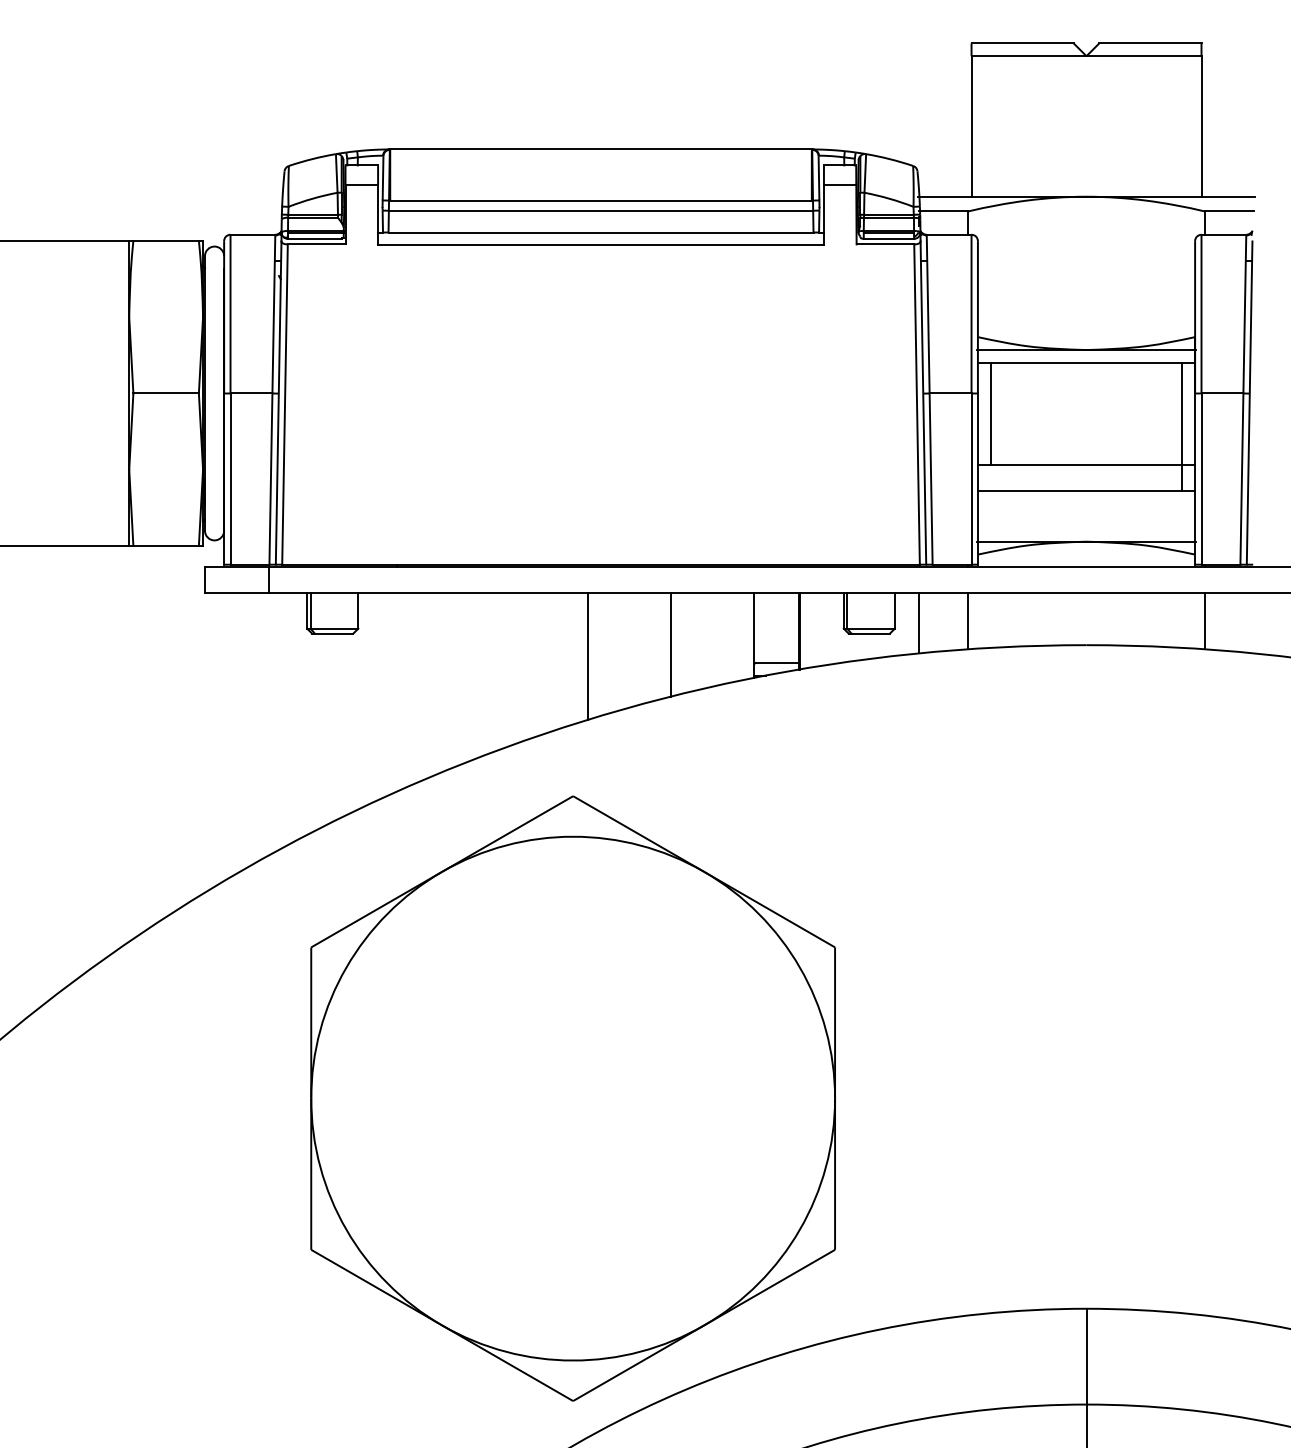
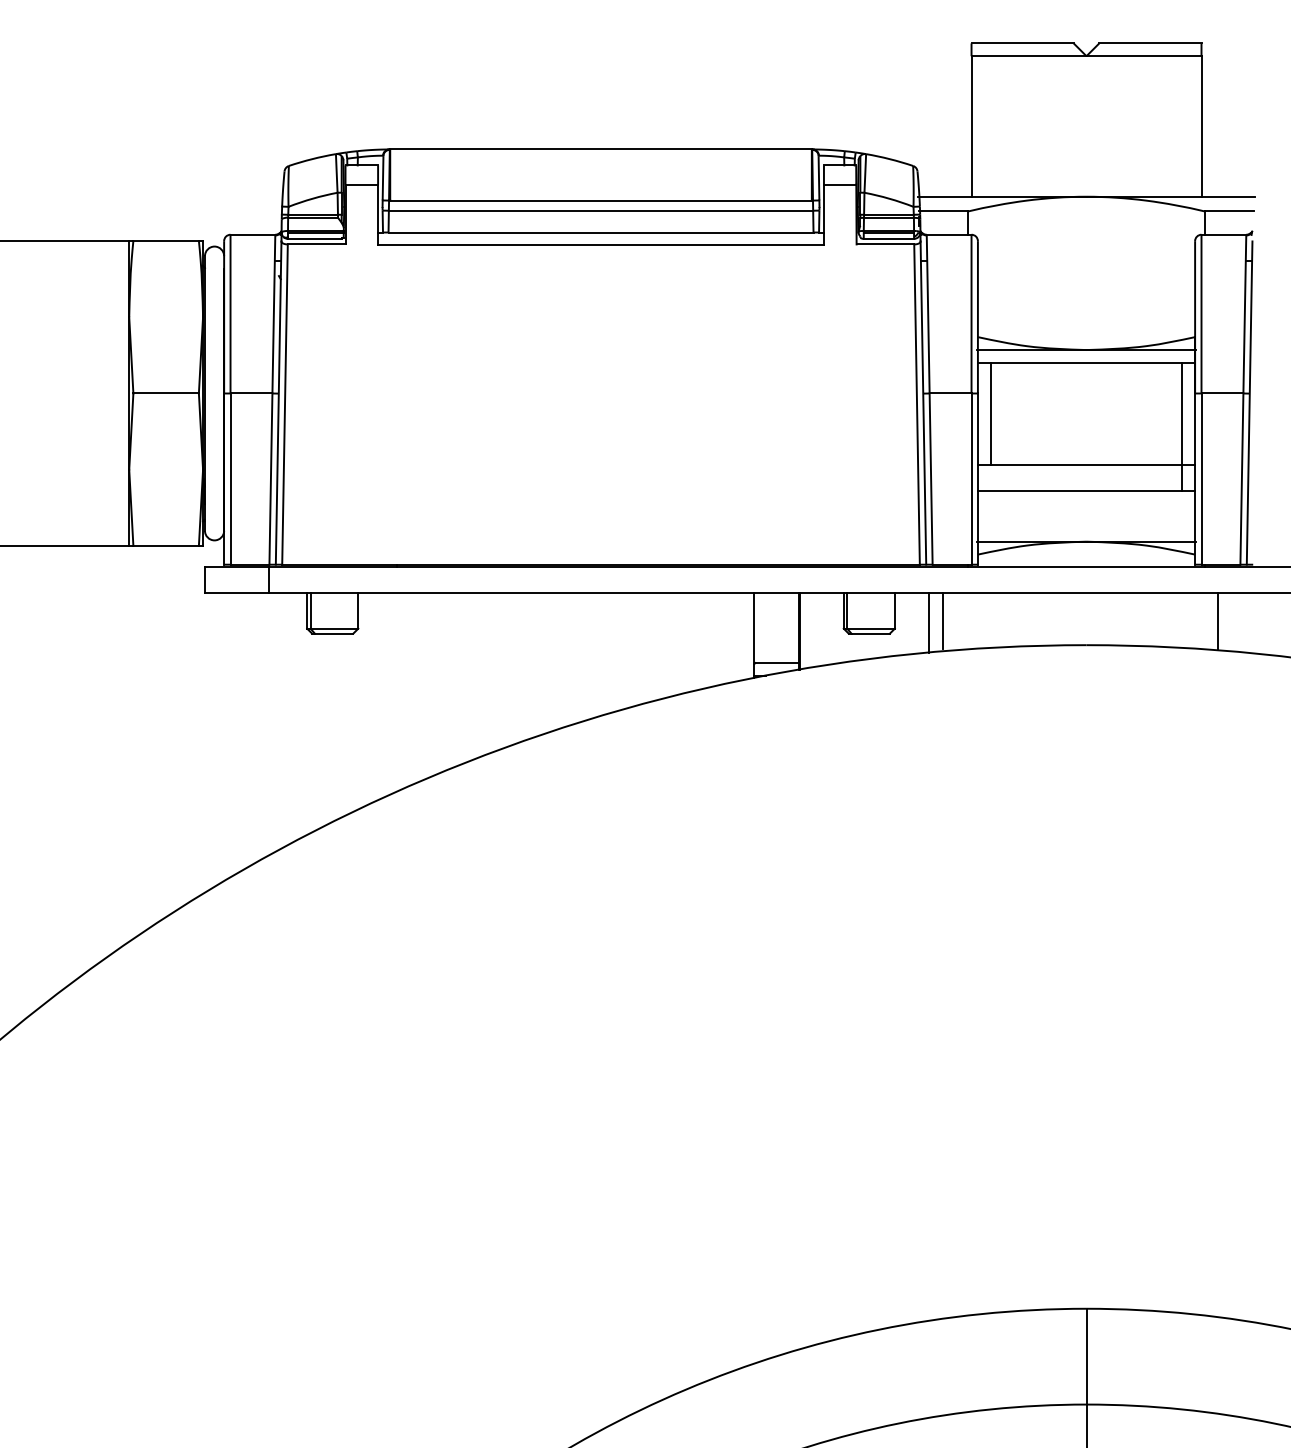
line position: (968, 620) -> (943, 620) (943, 620)
line position: (1204, 620) -> (1217, 620) (1217, 620)
line position: (918, 622) -> (928, 622) (928, 622)
line: present -> none (671, 644)
line: present -> none (588, 656)
part: present -> none (572, 1098)
